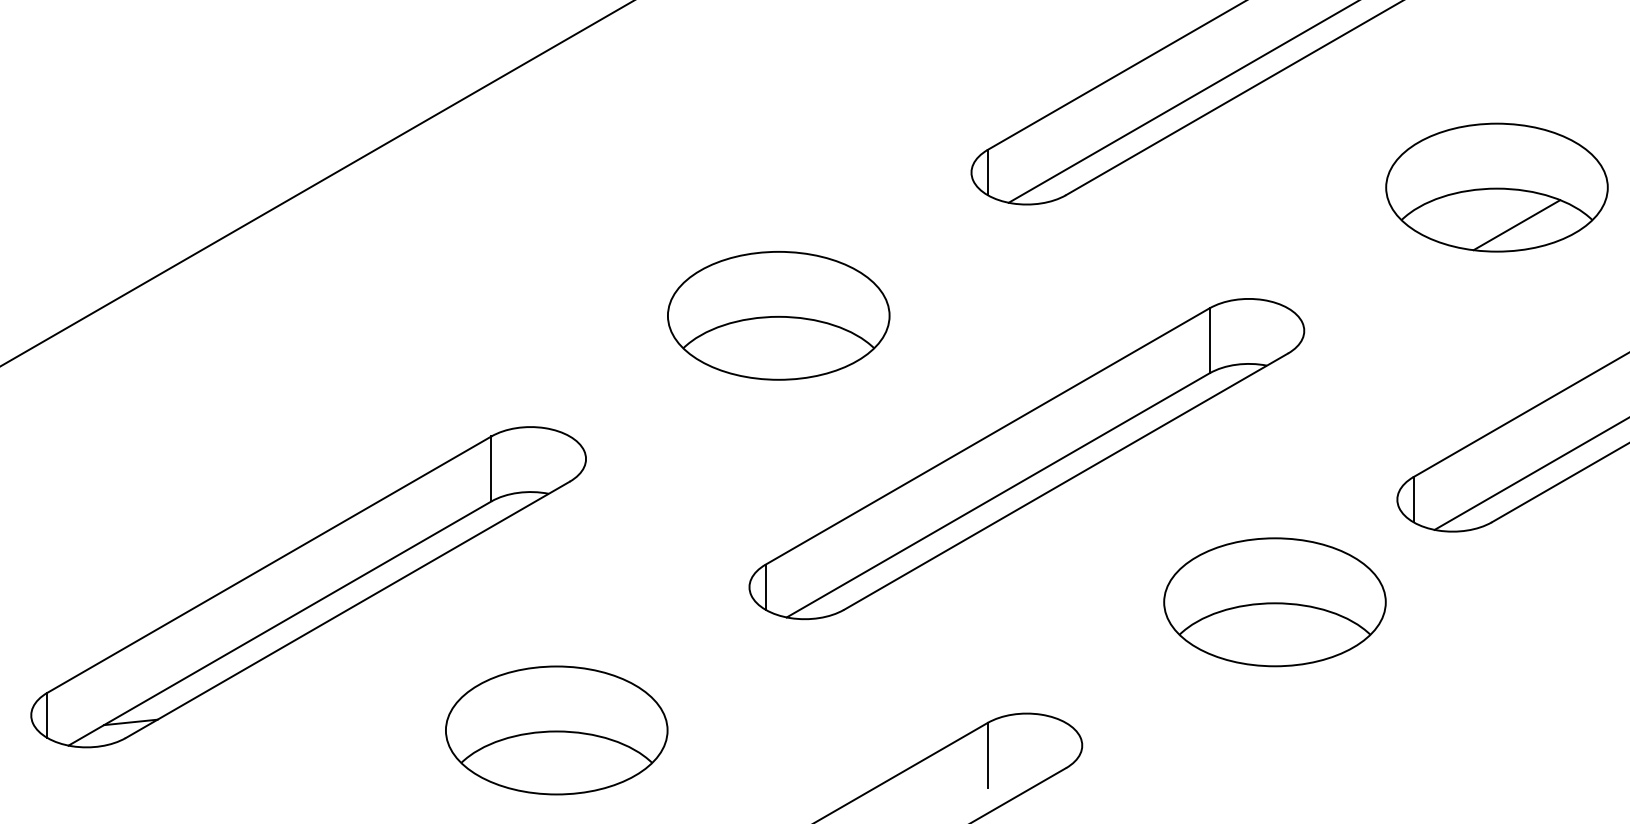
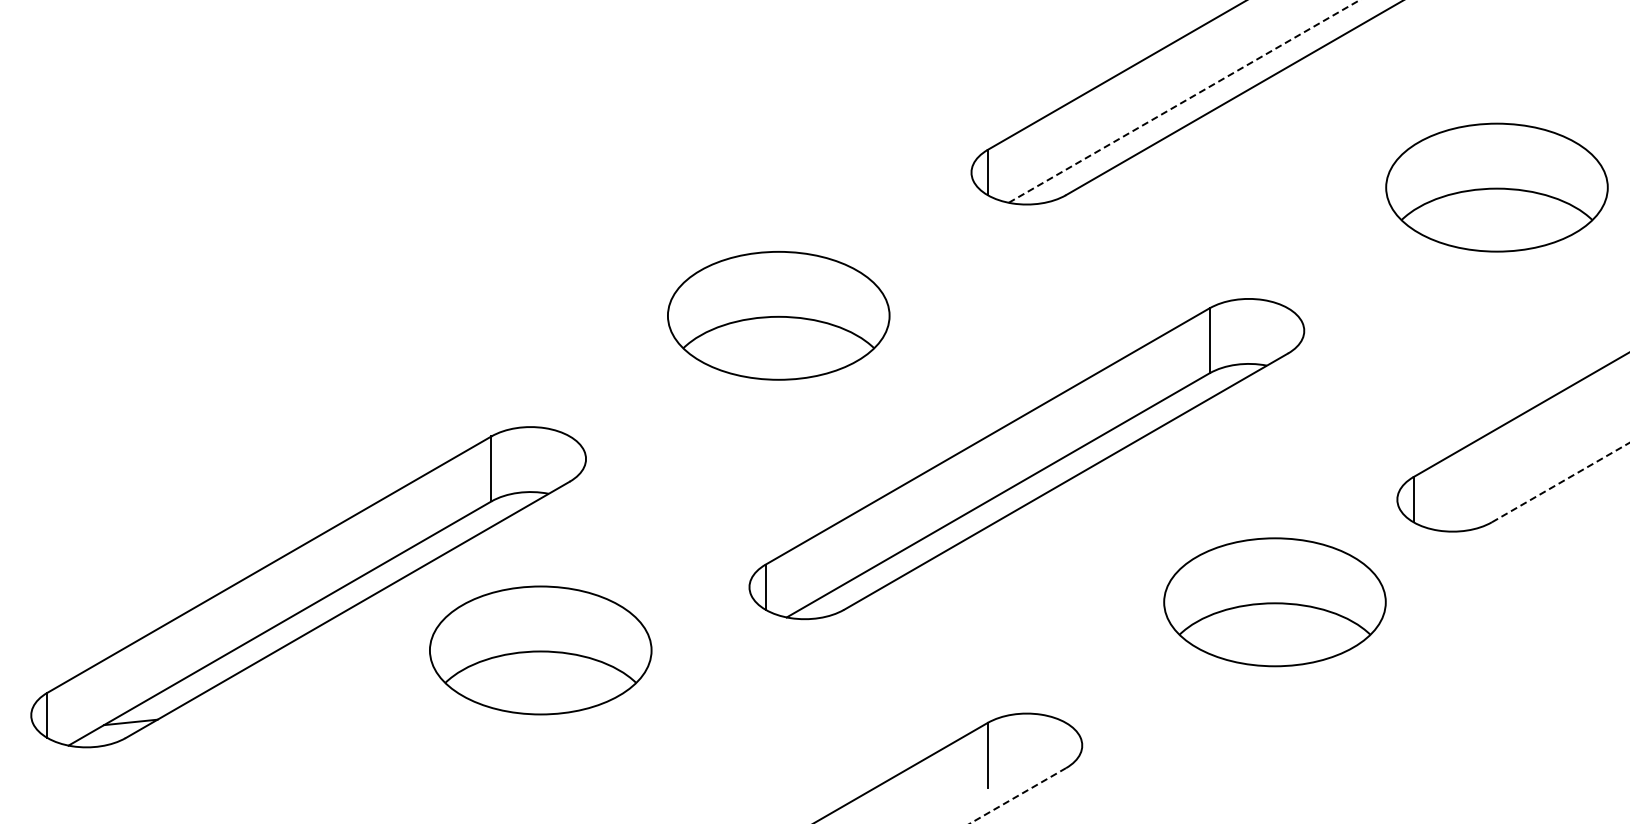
line: solid -> dashed (1184, 101)
line: present -> none (316, 183)
line: present -> none (1516, 225)
line: present -> none (1530, 474)
line: solid -> dashed (1561, 482)
part position: (556, 730) -> (540, 650) (540, 650)
line: solid -> dashed (1018, 795)
